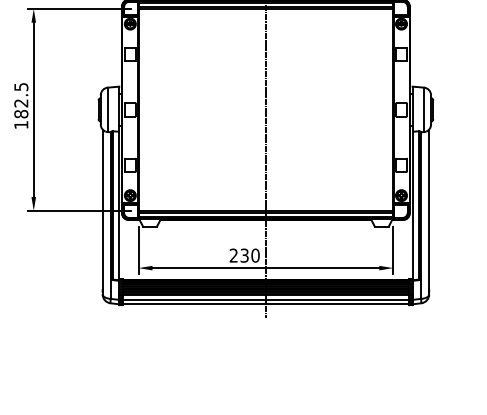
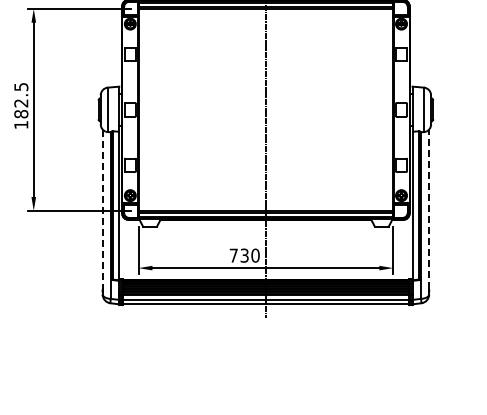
line: solid -> dashed (102, 209)
line: solid -> dashed (429, 209)
text: 230 -> 730 (233, 255)
